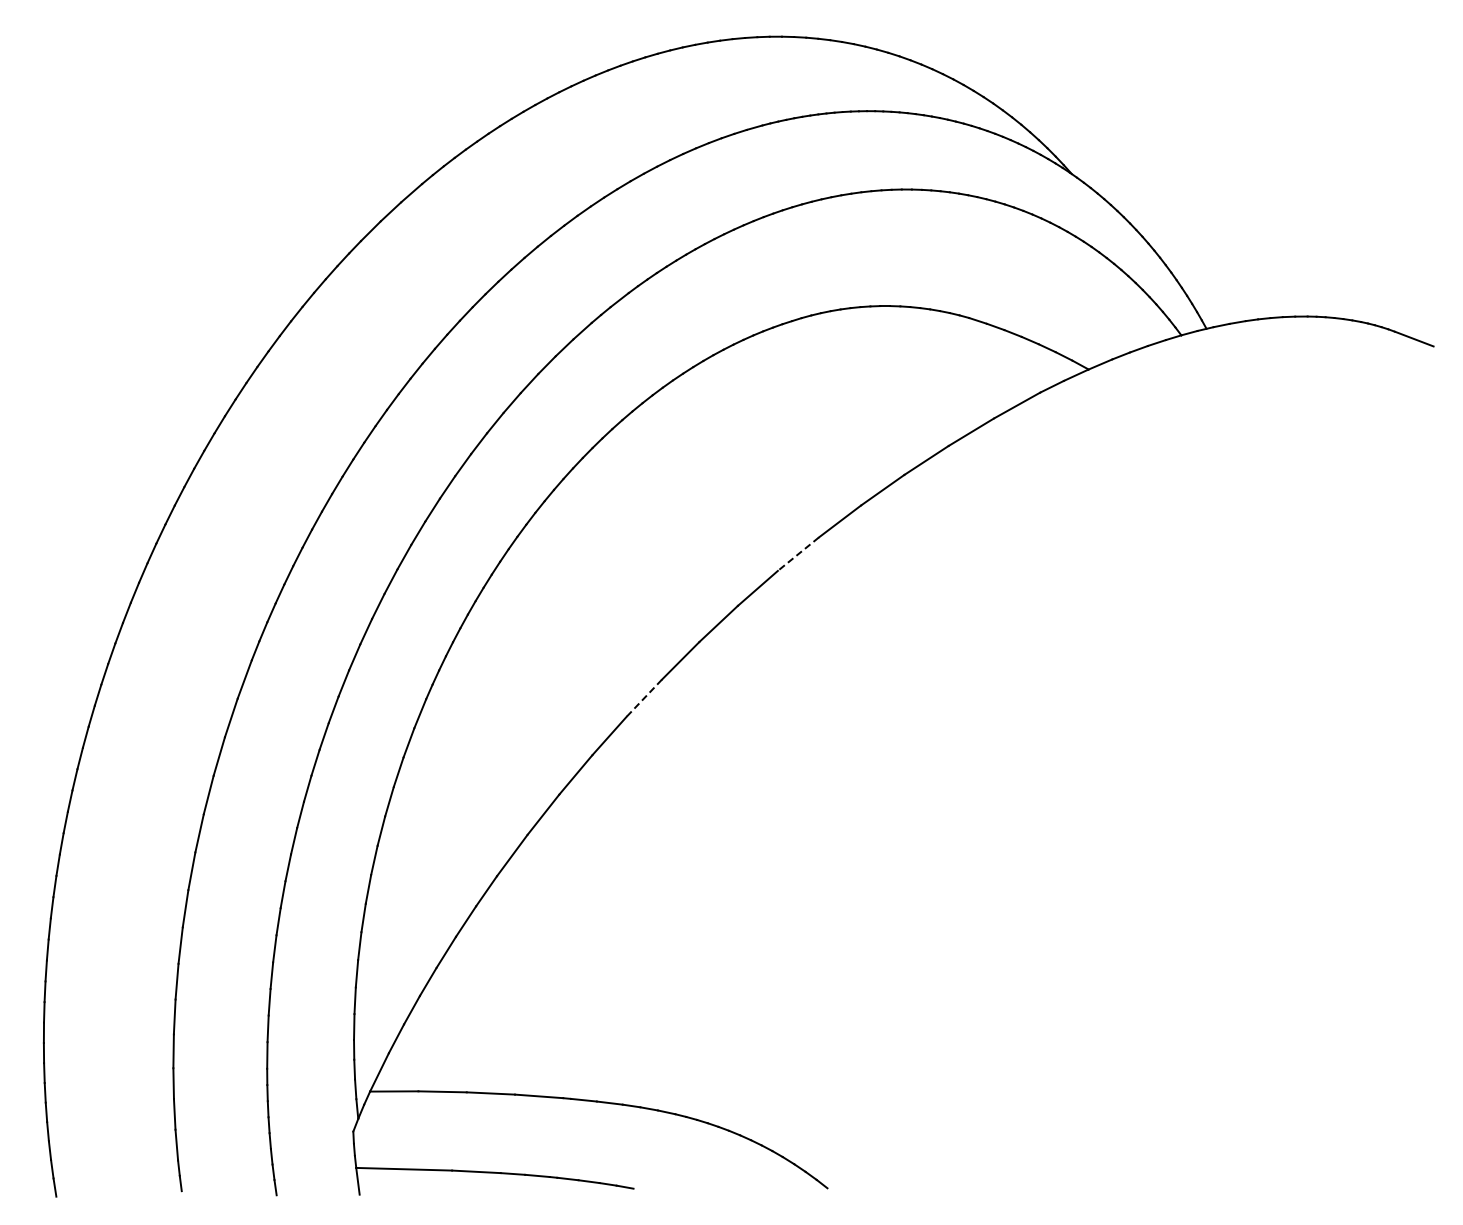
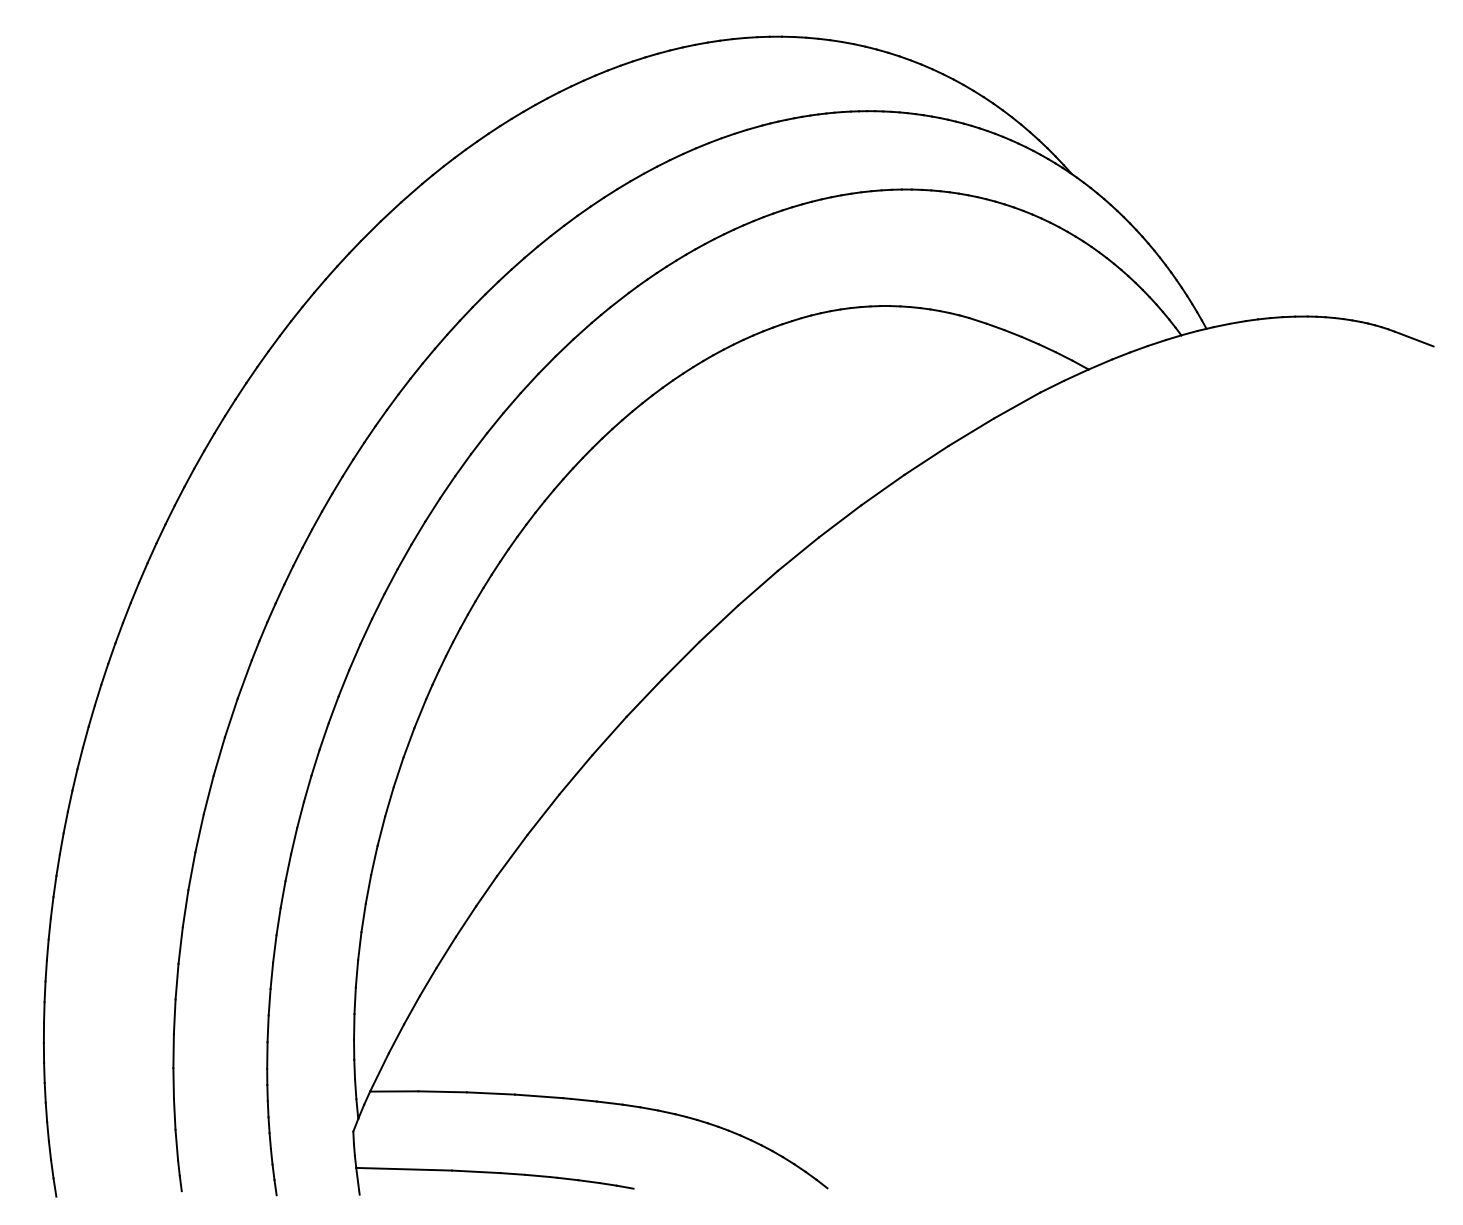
line: dashed -> solid (798, 554)
line: dashed -> solid (644, 698)
